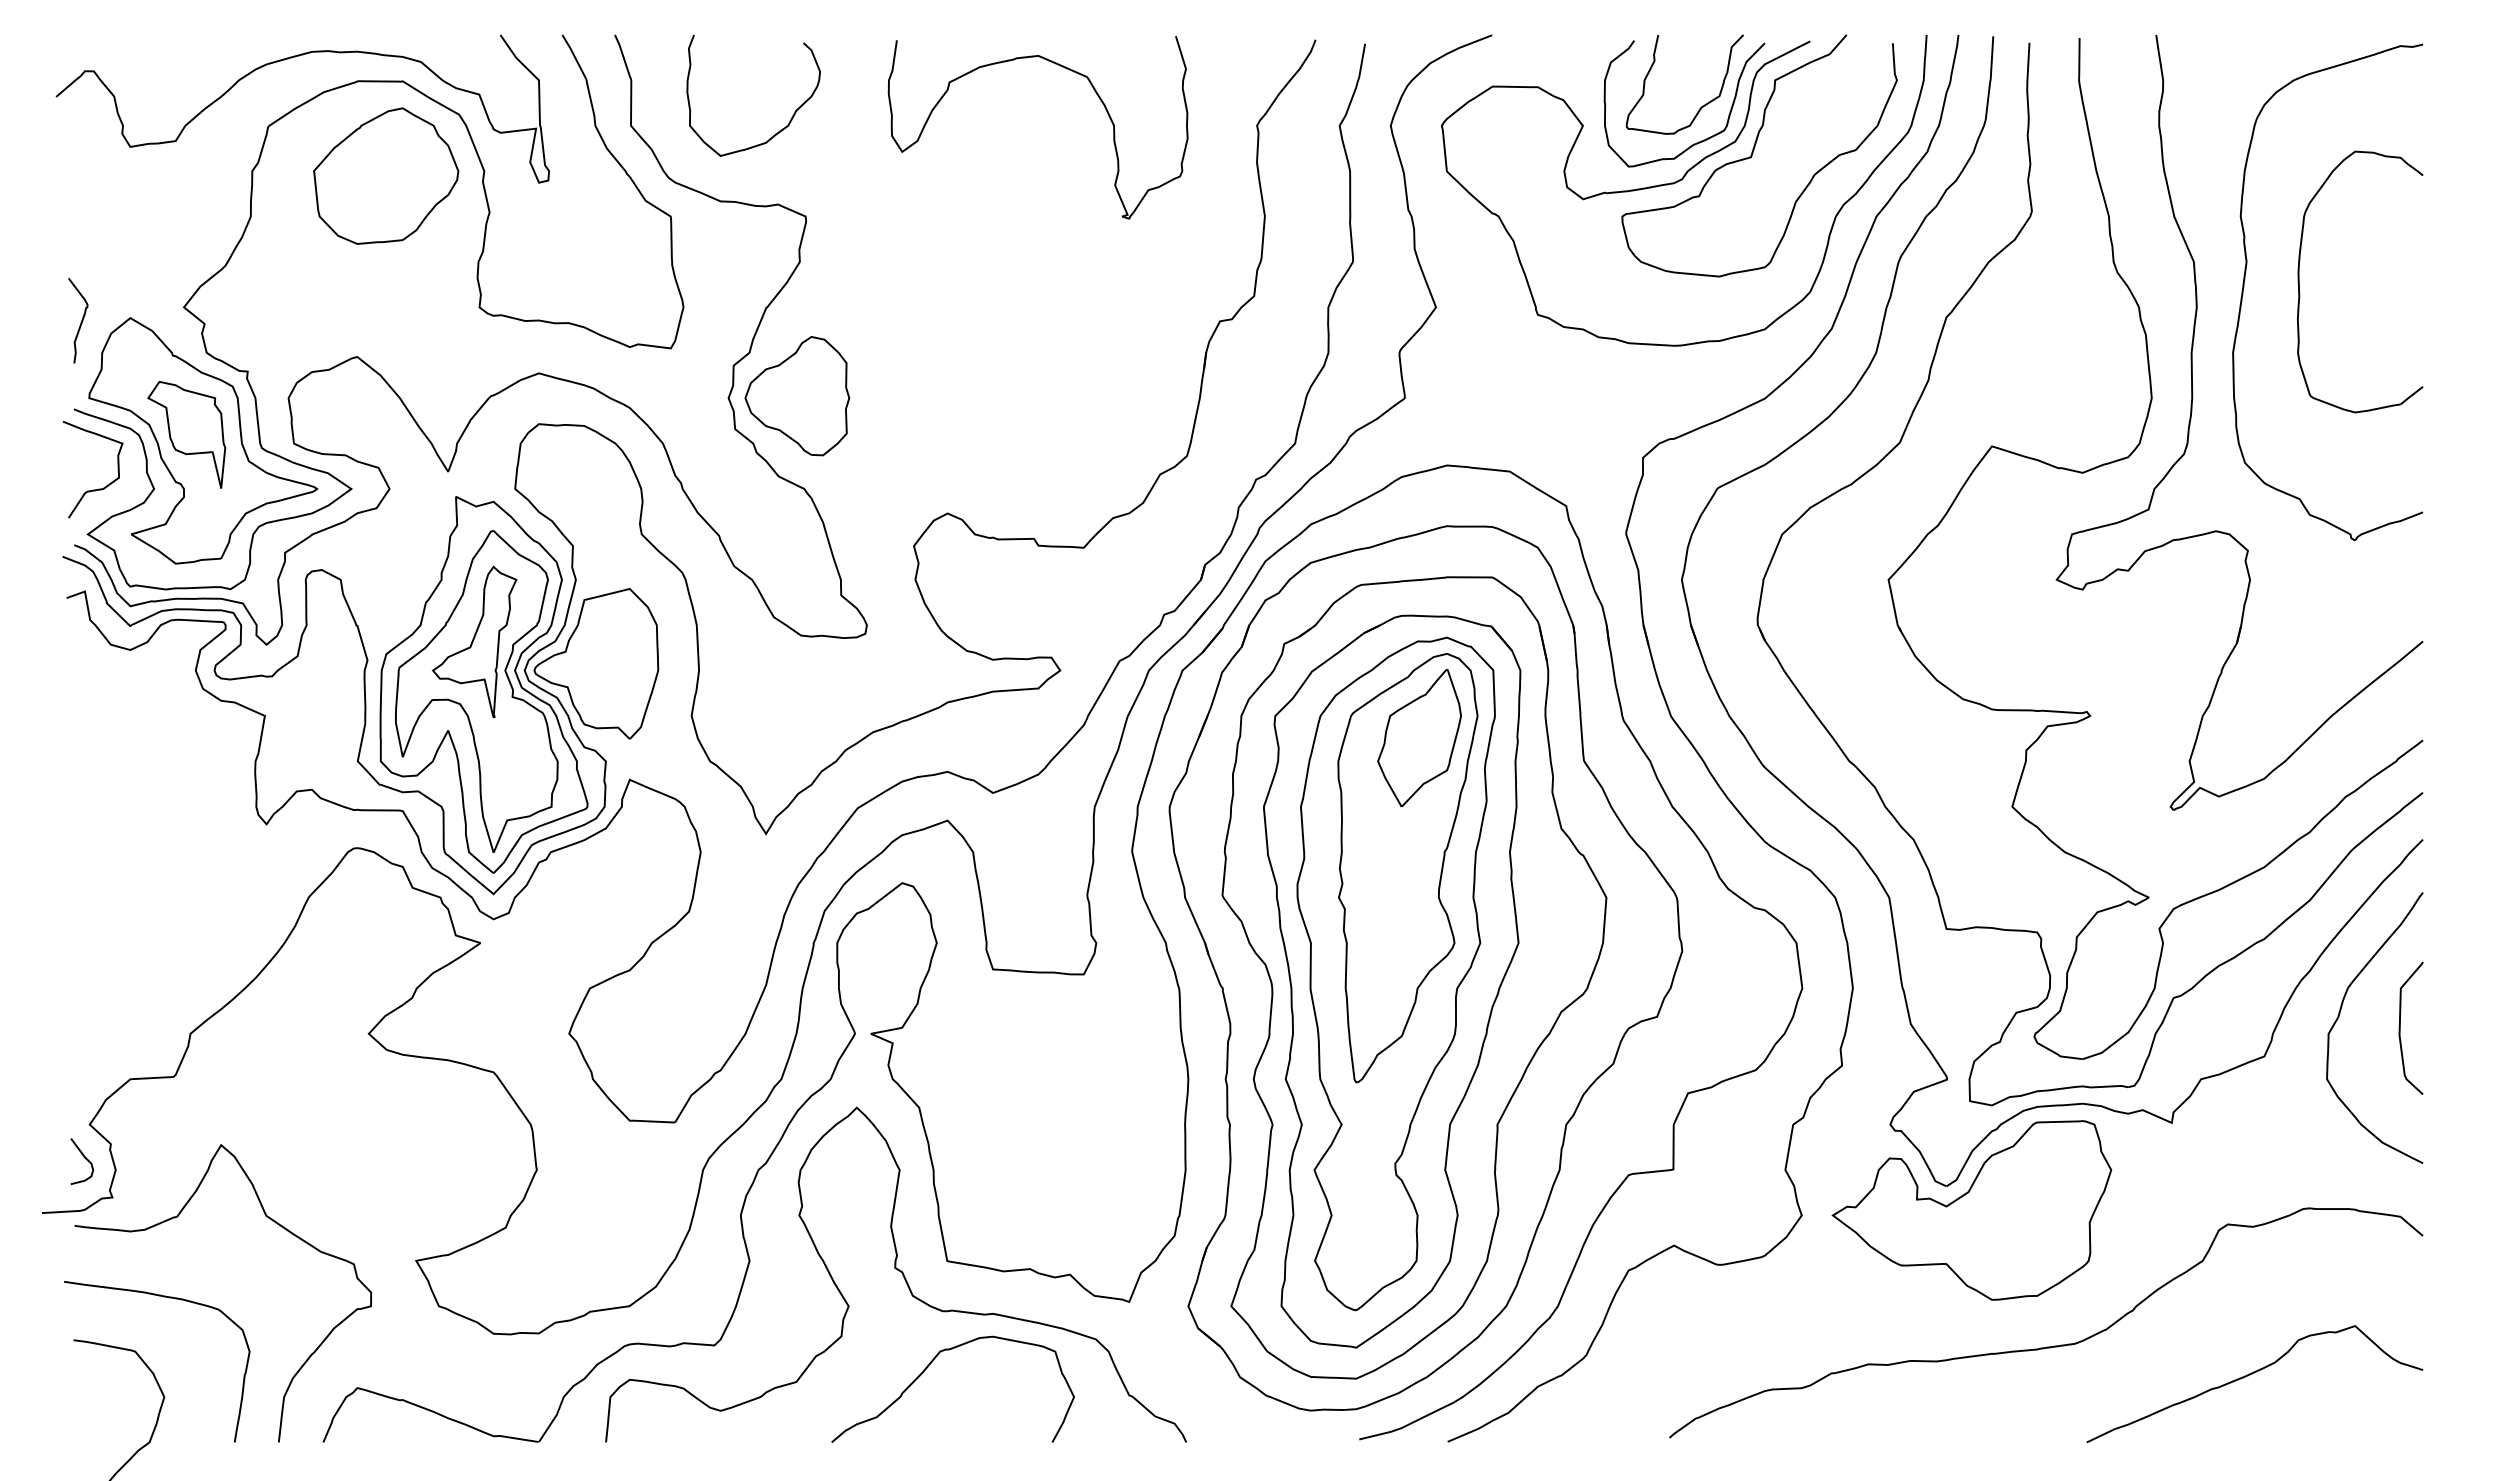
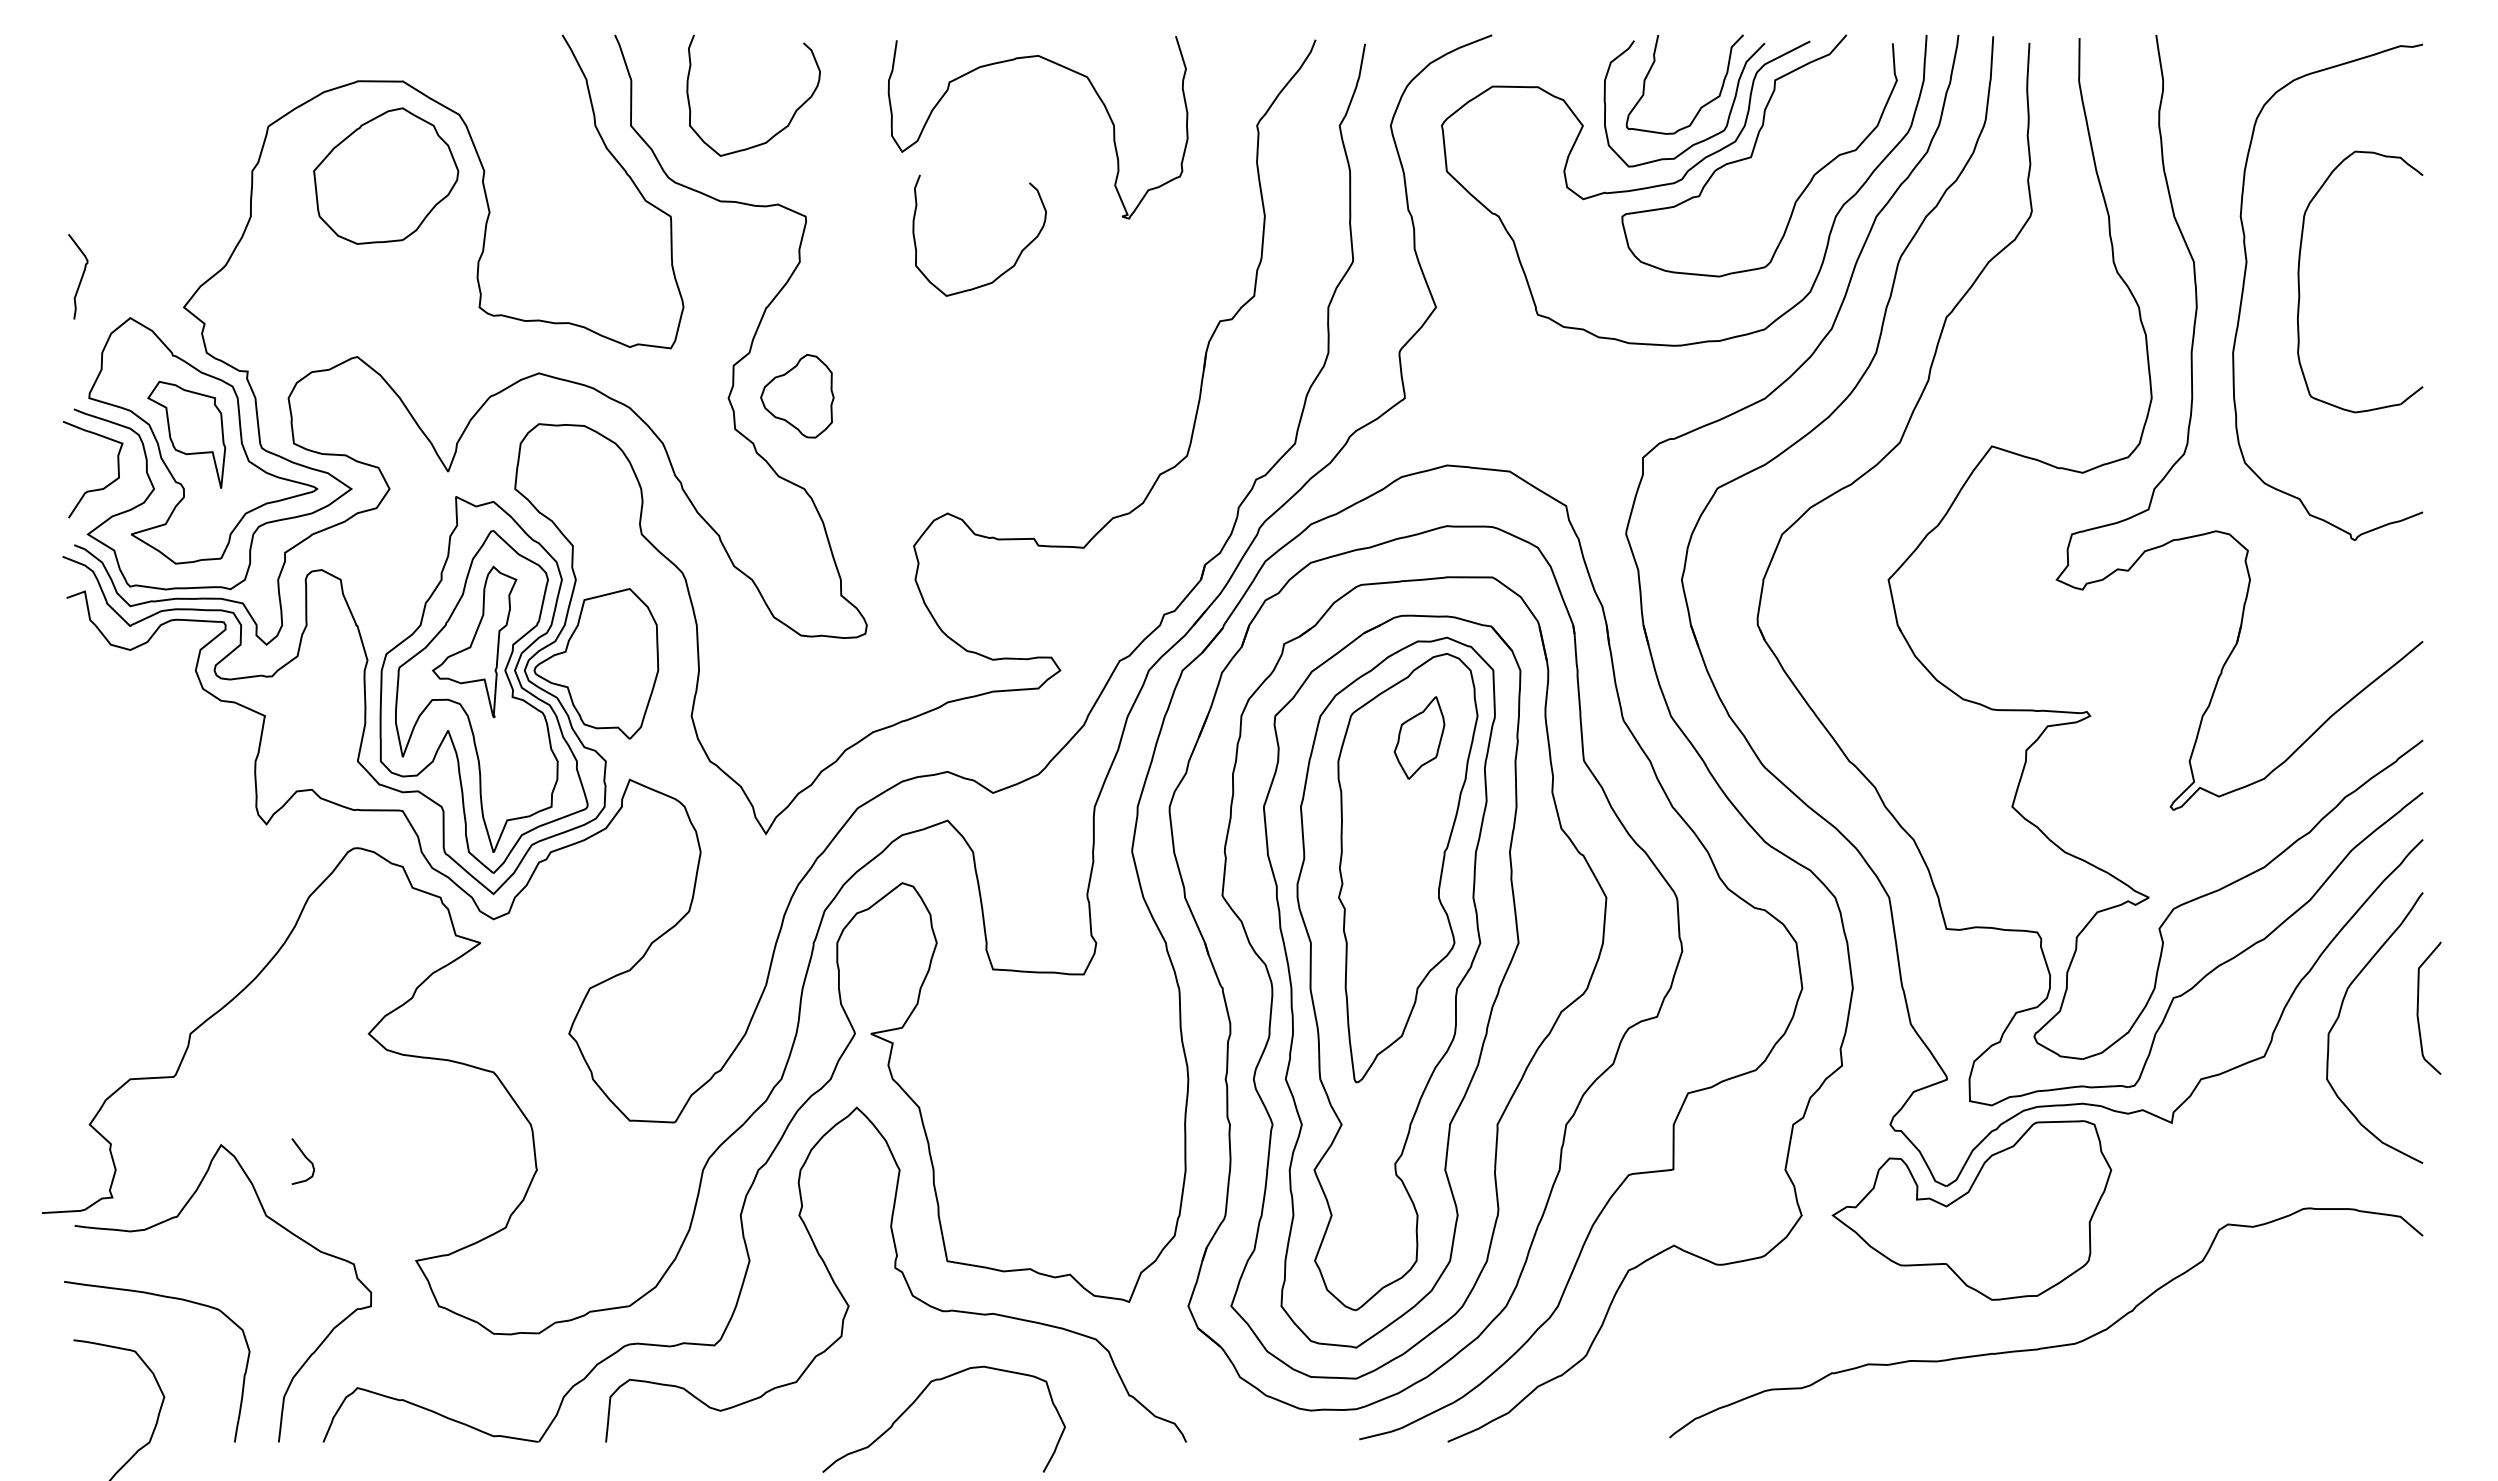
curve: present -> none (288, 59)
curve: none -> present (1005, 270)
curve position: (80, 322) -> (80, 278) (80, 278)
part size: 107x121 px -> 75x86 px (797, 395)
part size: 85x138 px -> 53x84 px (1419, 737)
curve position: (2400, 1027) -> (2418, 1007) (2418, 1007)
curve position: (84, 1158) -> (305, 1158) (305, 1158)
curve position: (928, 1367) -> (919, 1397) (919, 1397)
curve: present -> none (2250, 1375)
